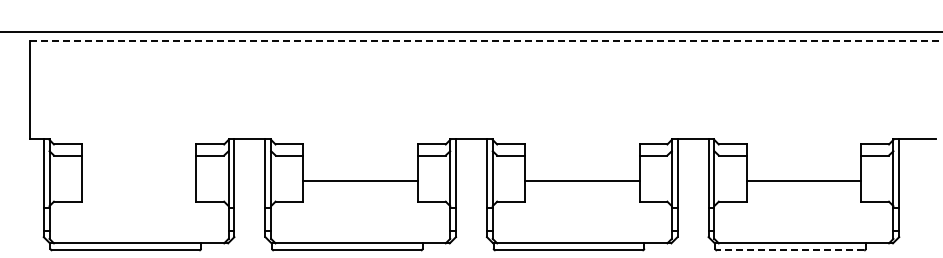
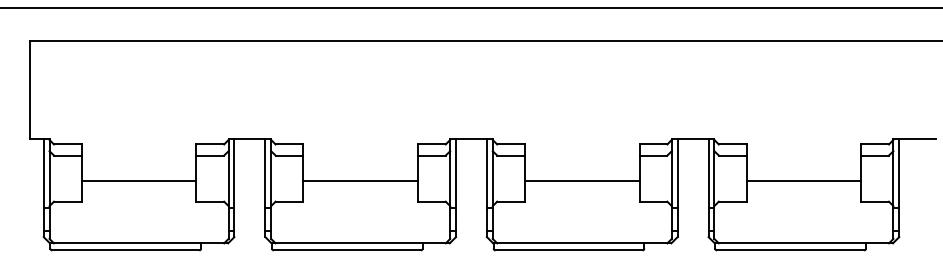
line position: (470, 31) -> (470, 7) (470, 7)
line: dashed -> solid (485, 41)
line: none -> present (138, 181)
line: dashed -> solid (790, 250)
